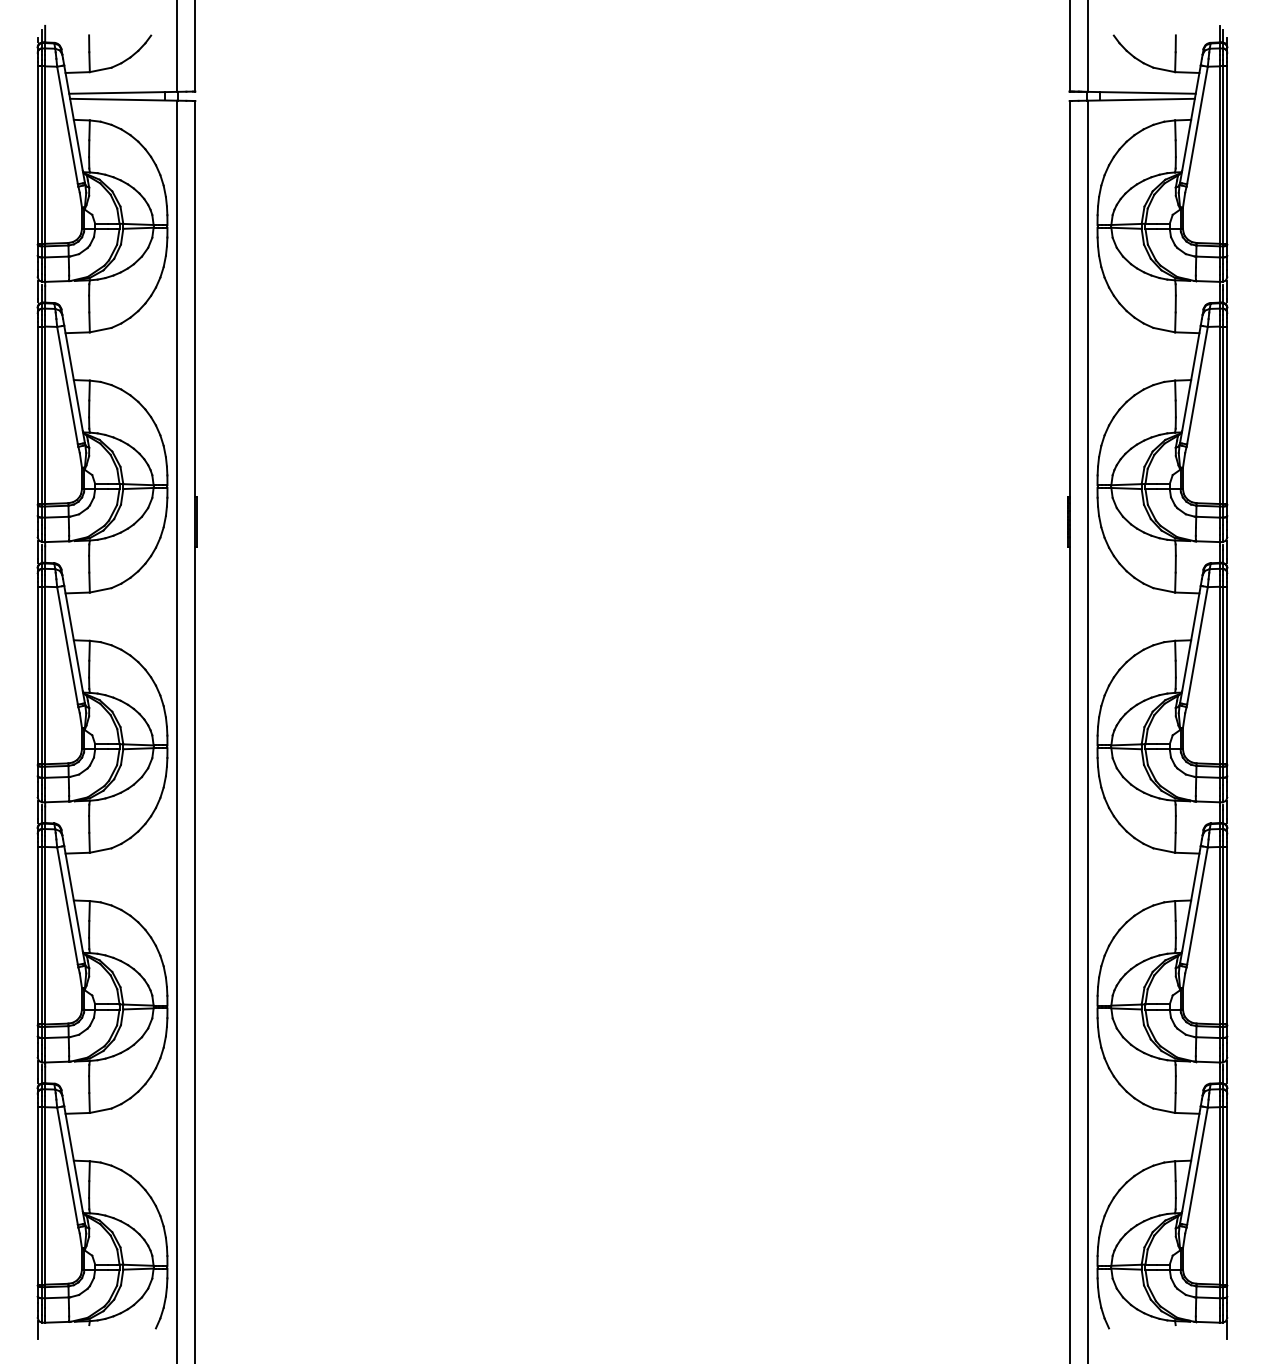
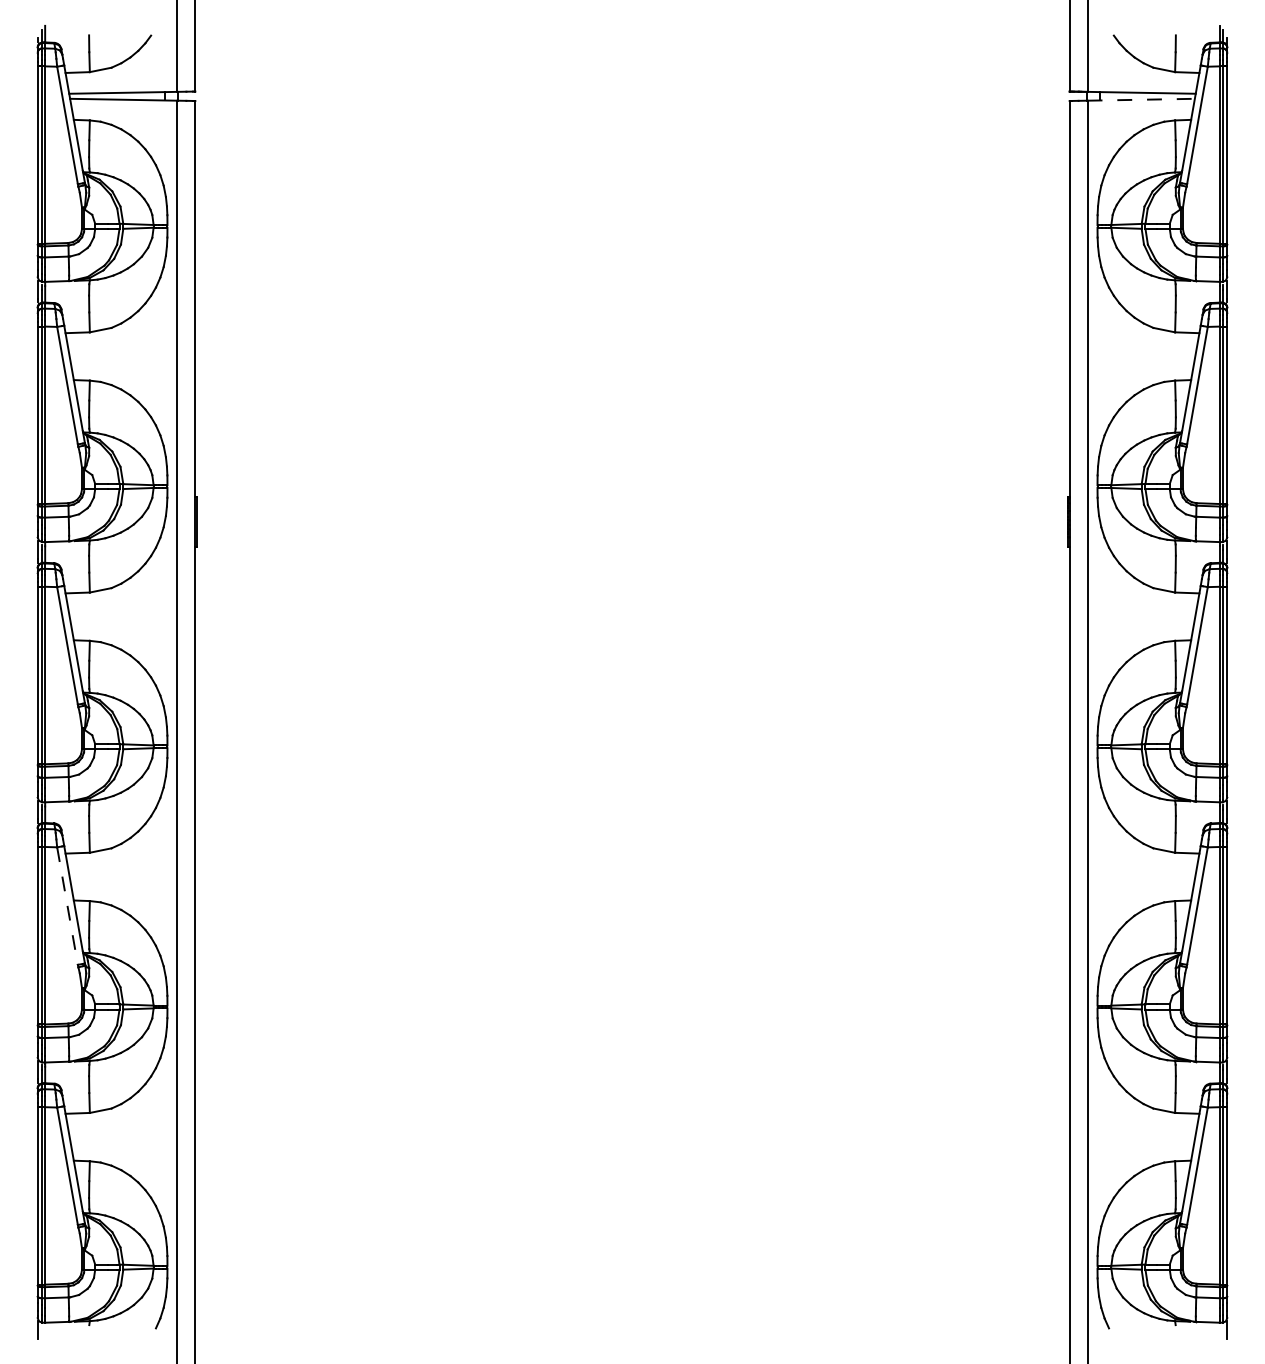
line: solid -> dashed (1141, 99)
line: solid -> dashed (67, 906)
